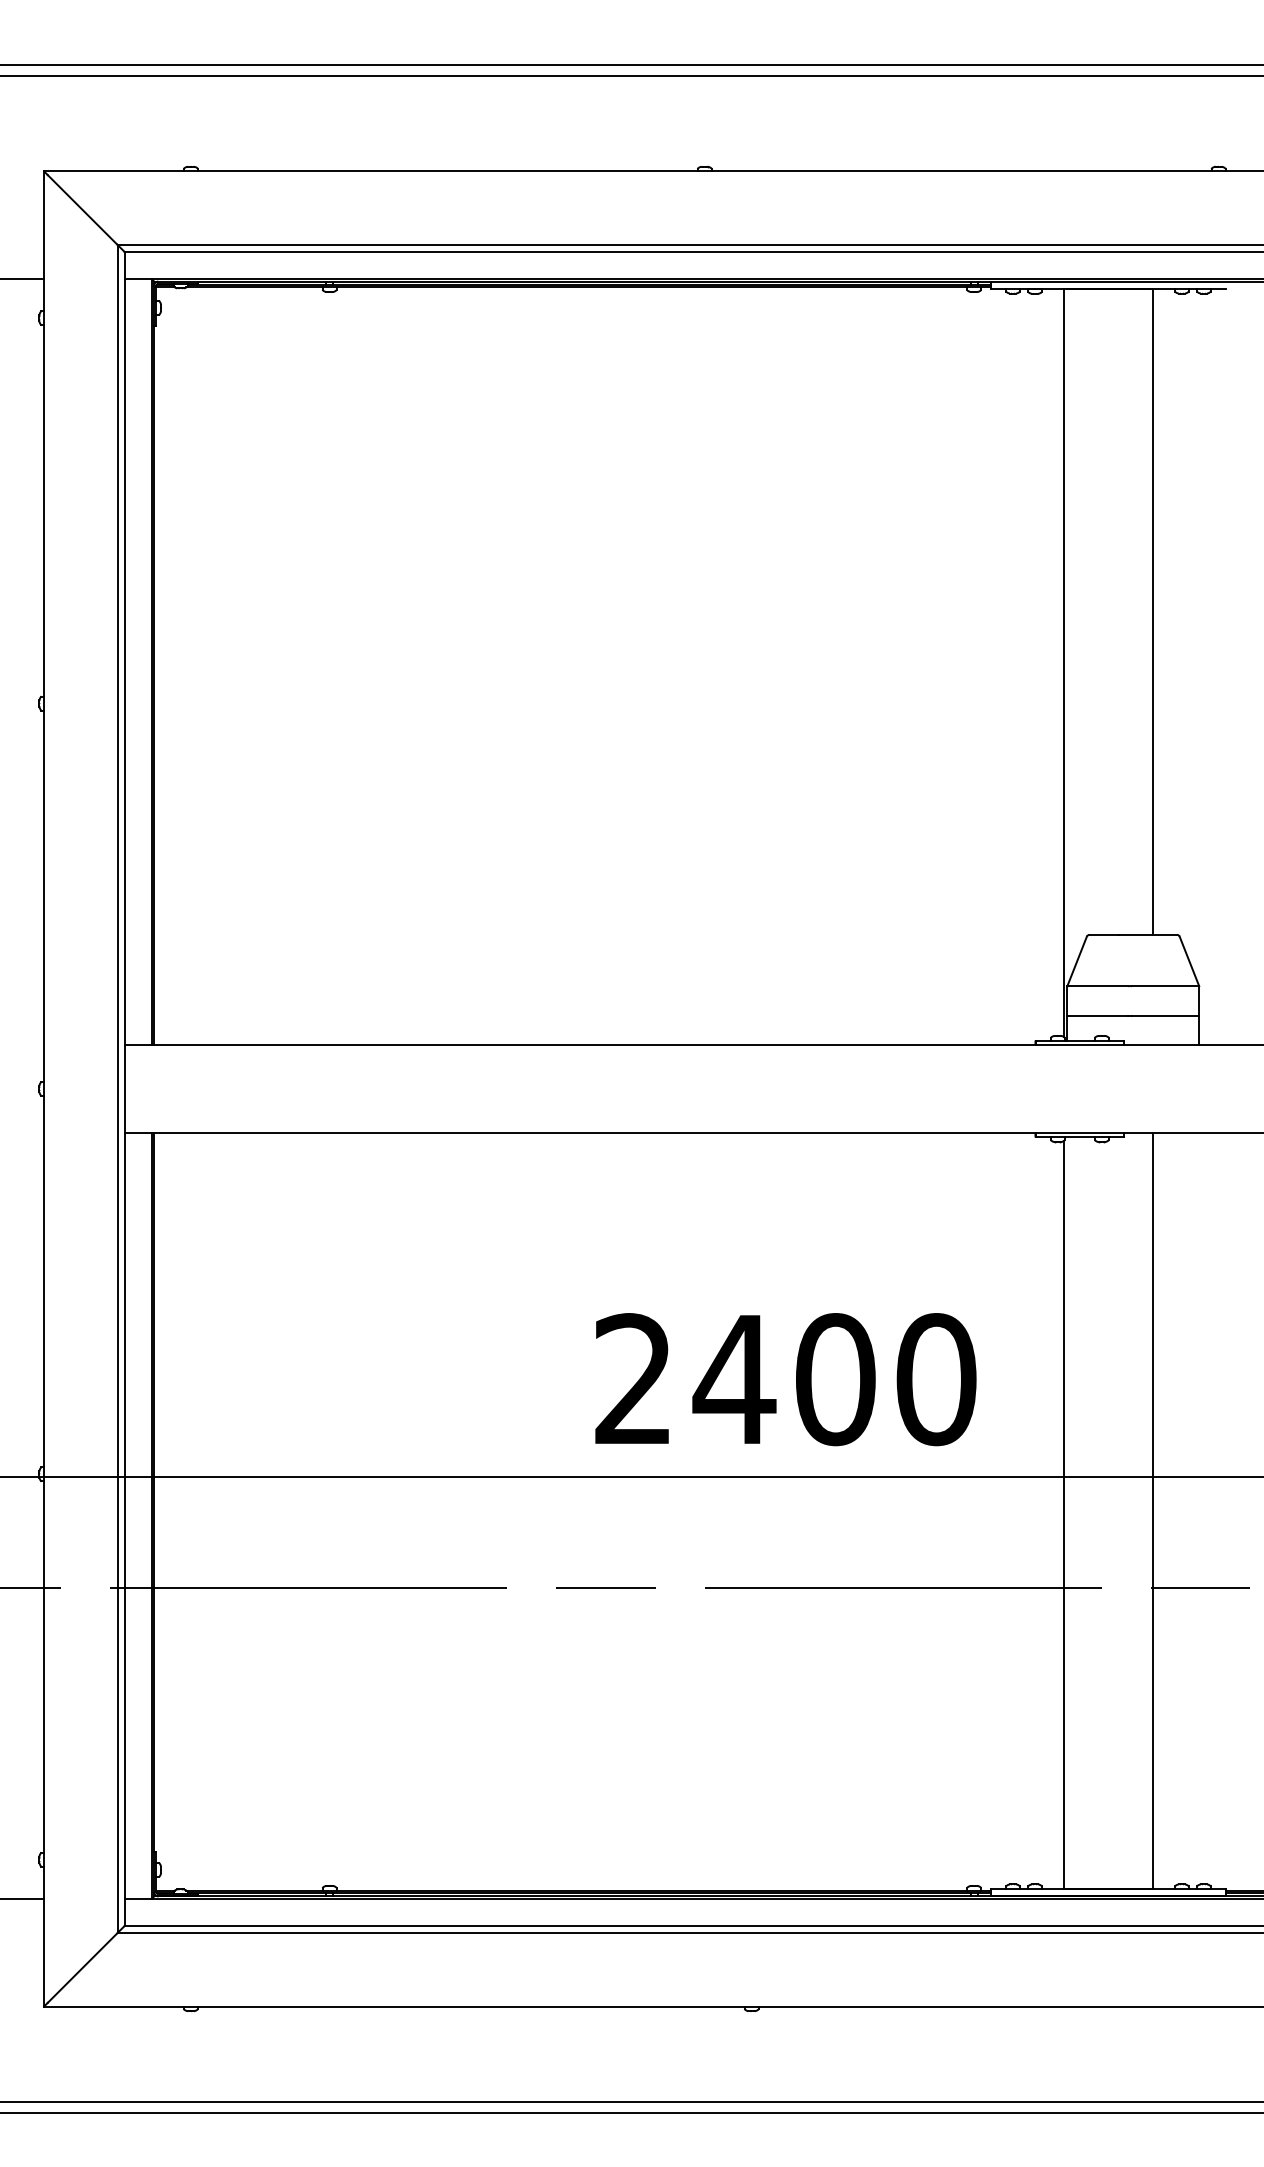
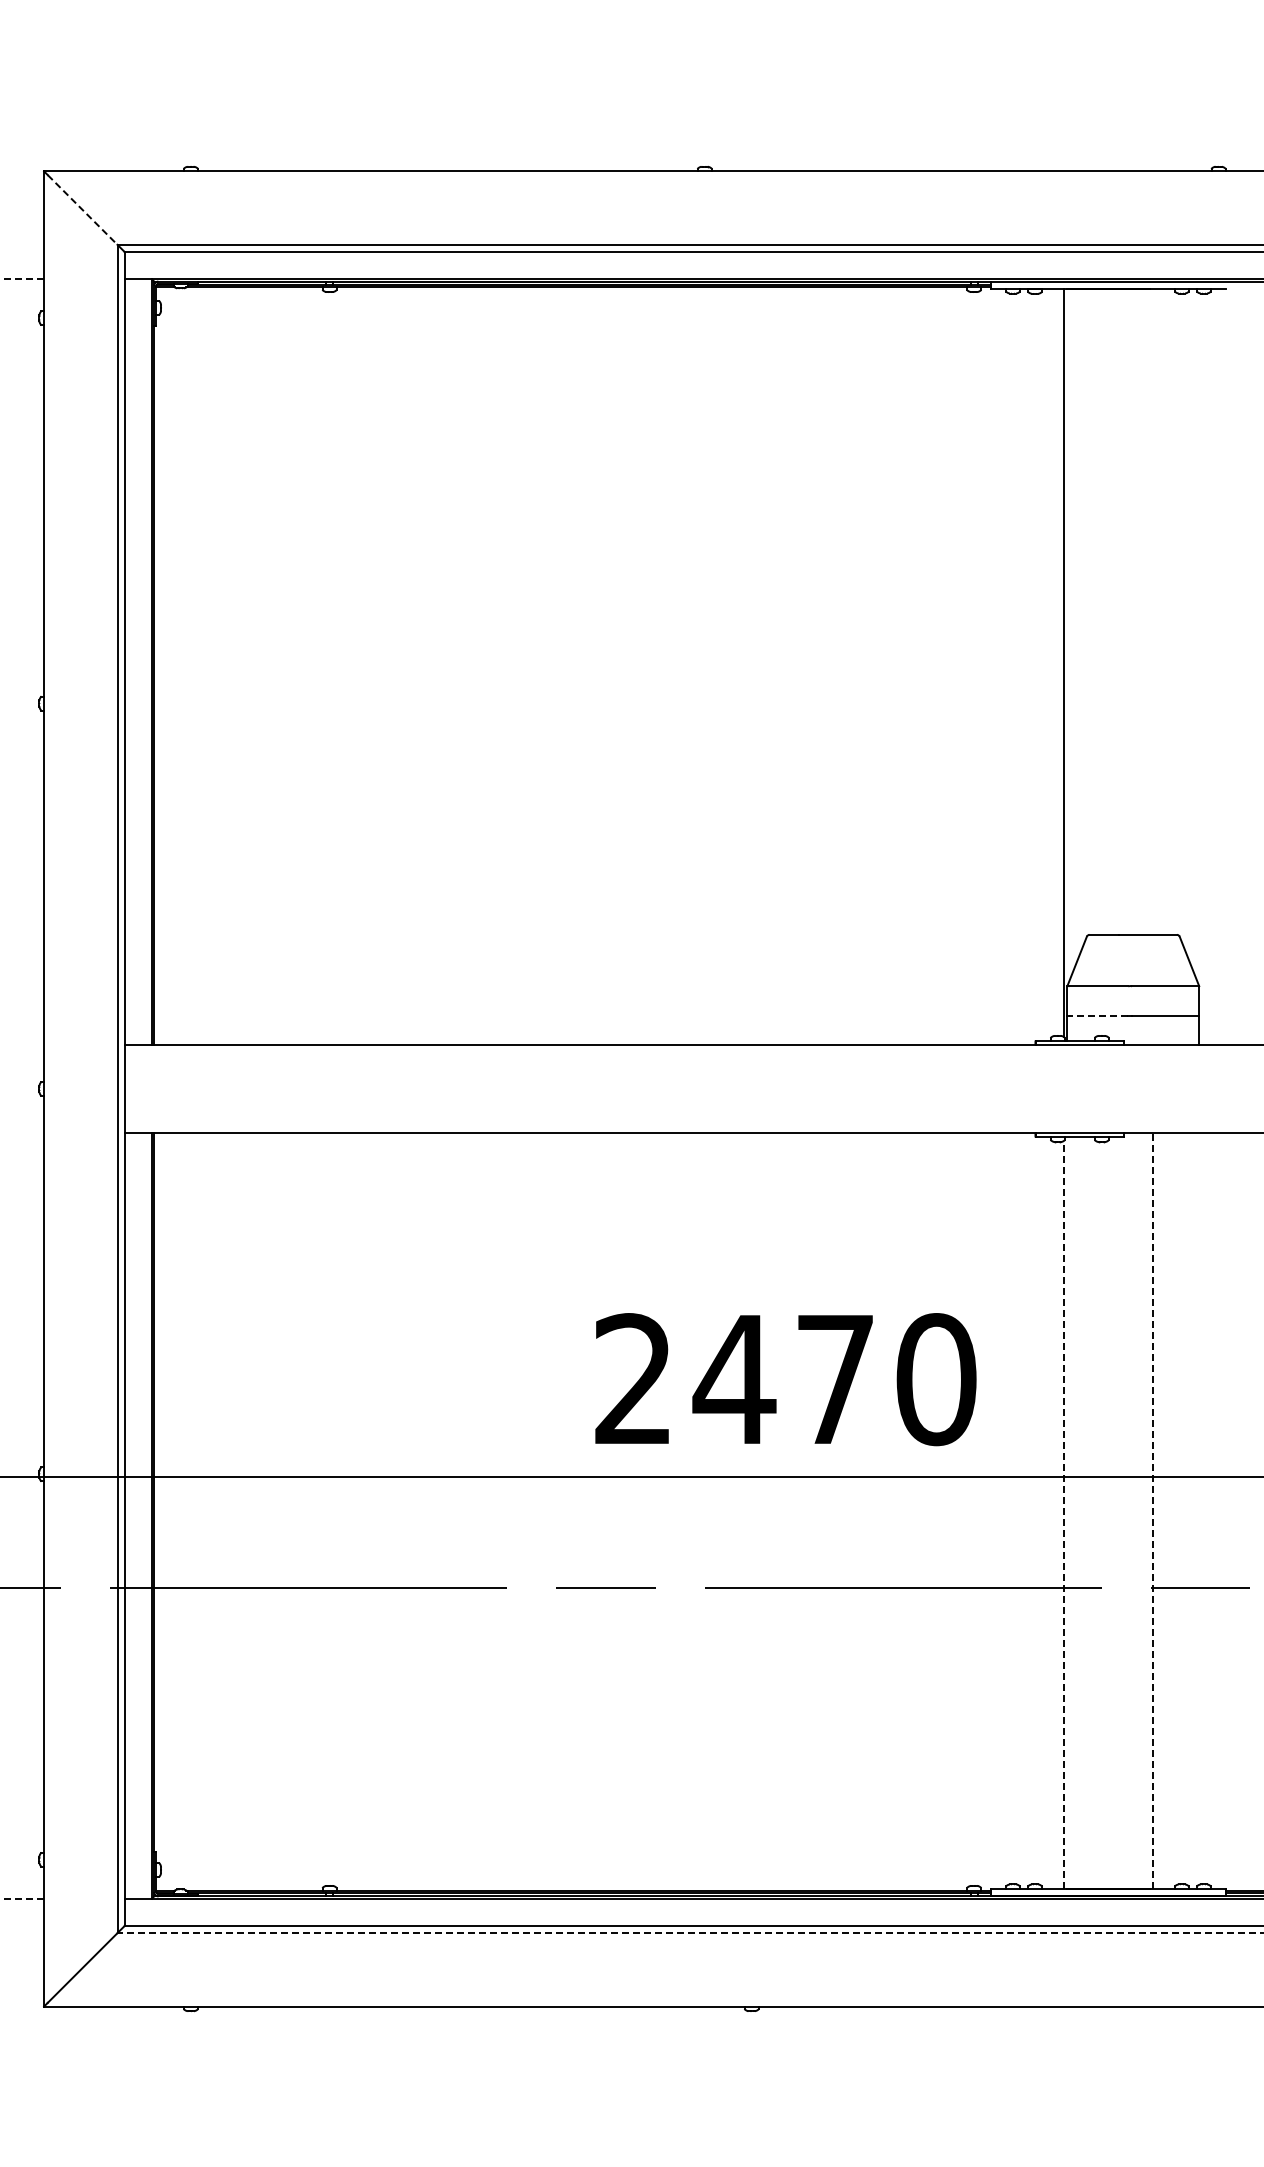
line: present -> none (631, 65)
line: present -> none (631, 76)
line: solid -> dashed (83, 210)
line: solid -> dashed (22, 279)
line: present -> none (1152, 611)
line: solid -> dashed (1098, 1015)
text: 2400 -> 2470 (835, 1379)
line: solid -> dashed (1152, 1510)
line: solid -> dashed (1064, 1514)
line: solid -> dashed (22, 1898)
line: solid -> dashed (690, 1933)
line: present -> none (631, 2101)
line: present -> none (631, 2113)
